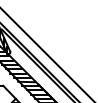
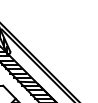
line: present -> none (47, 54)
